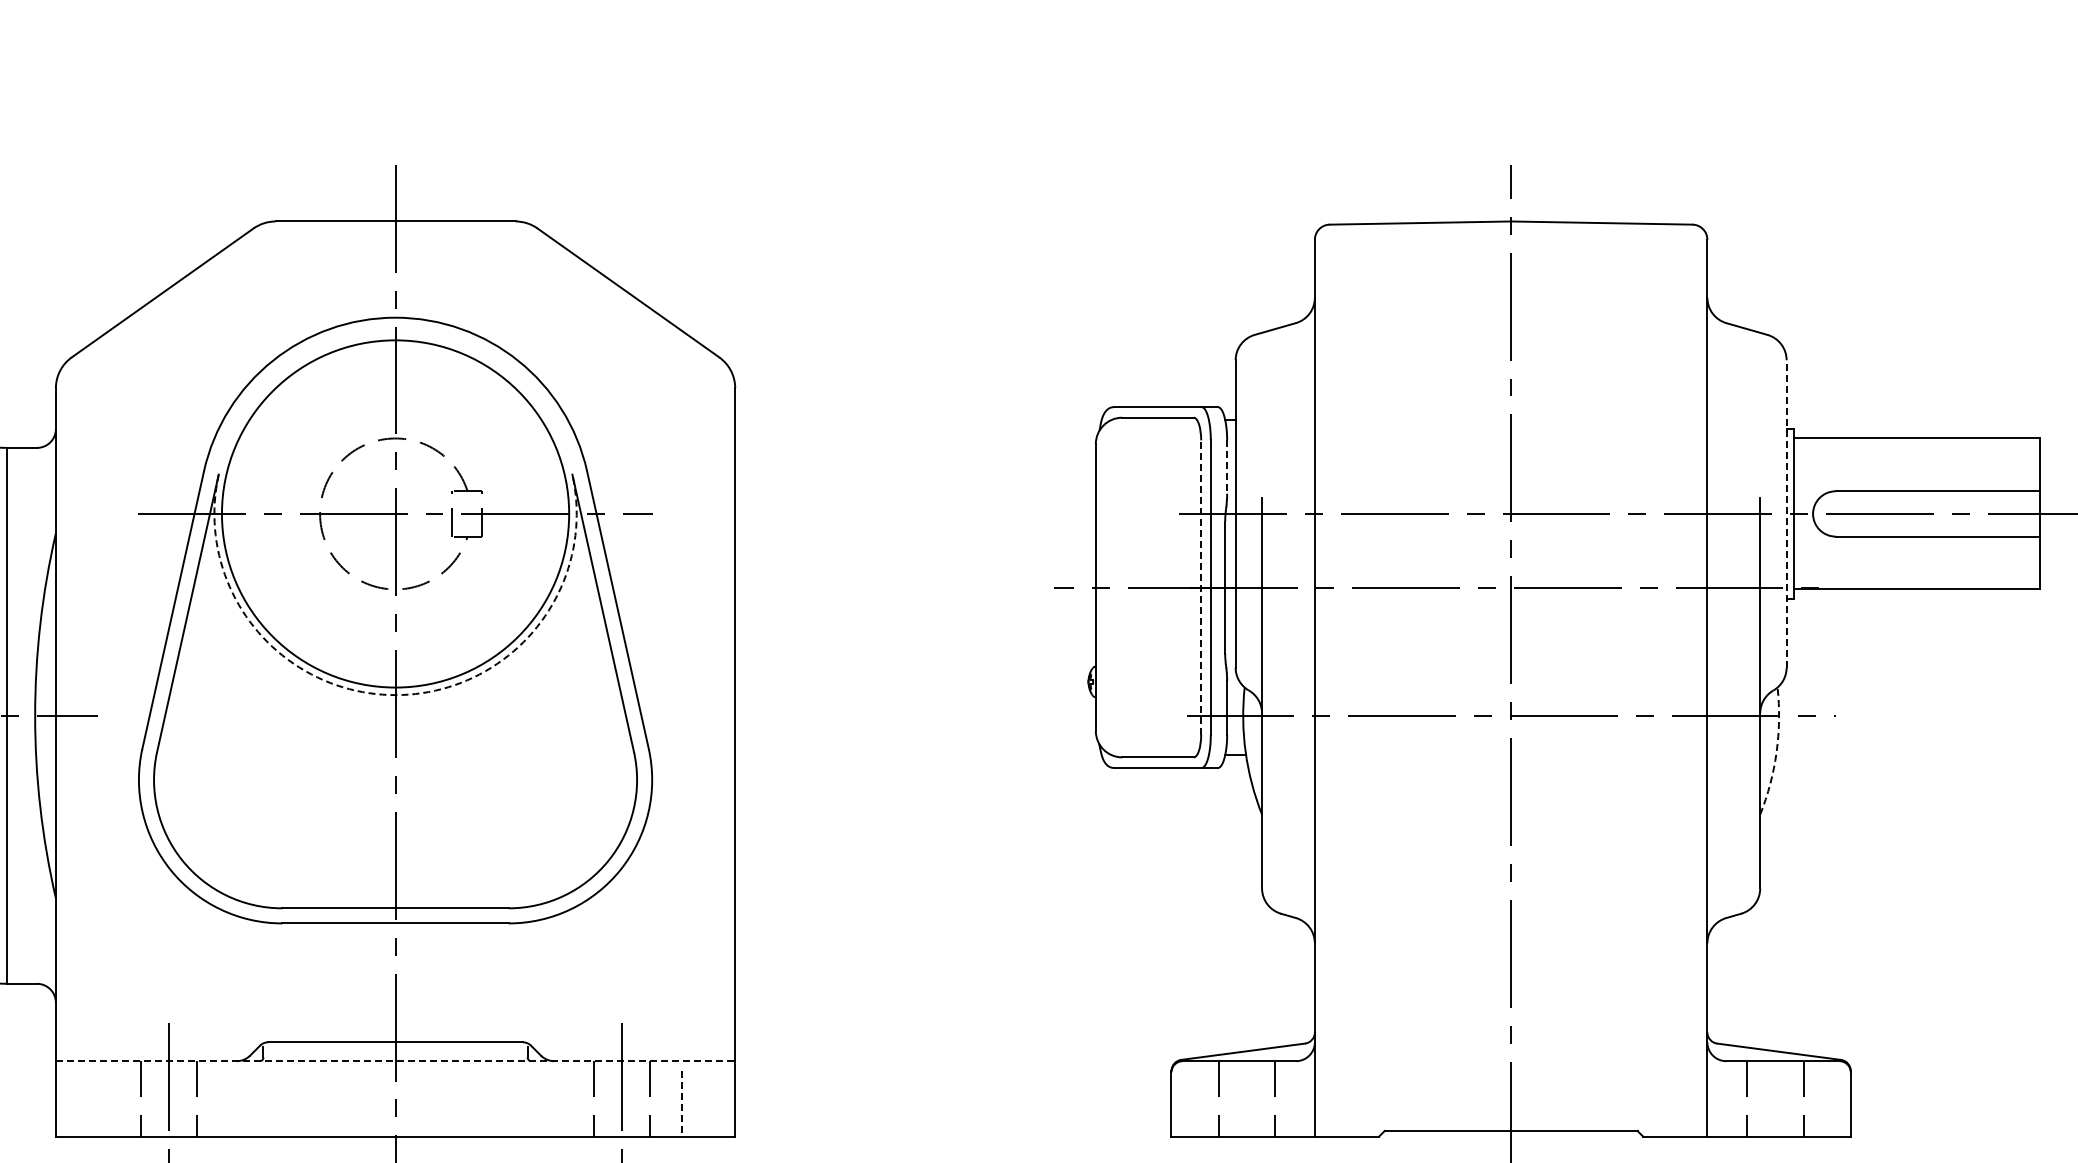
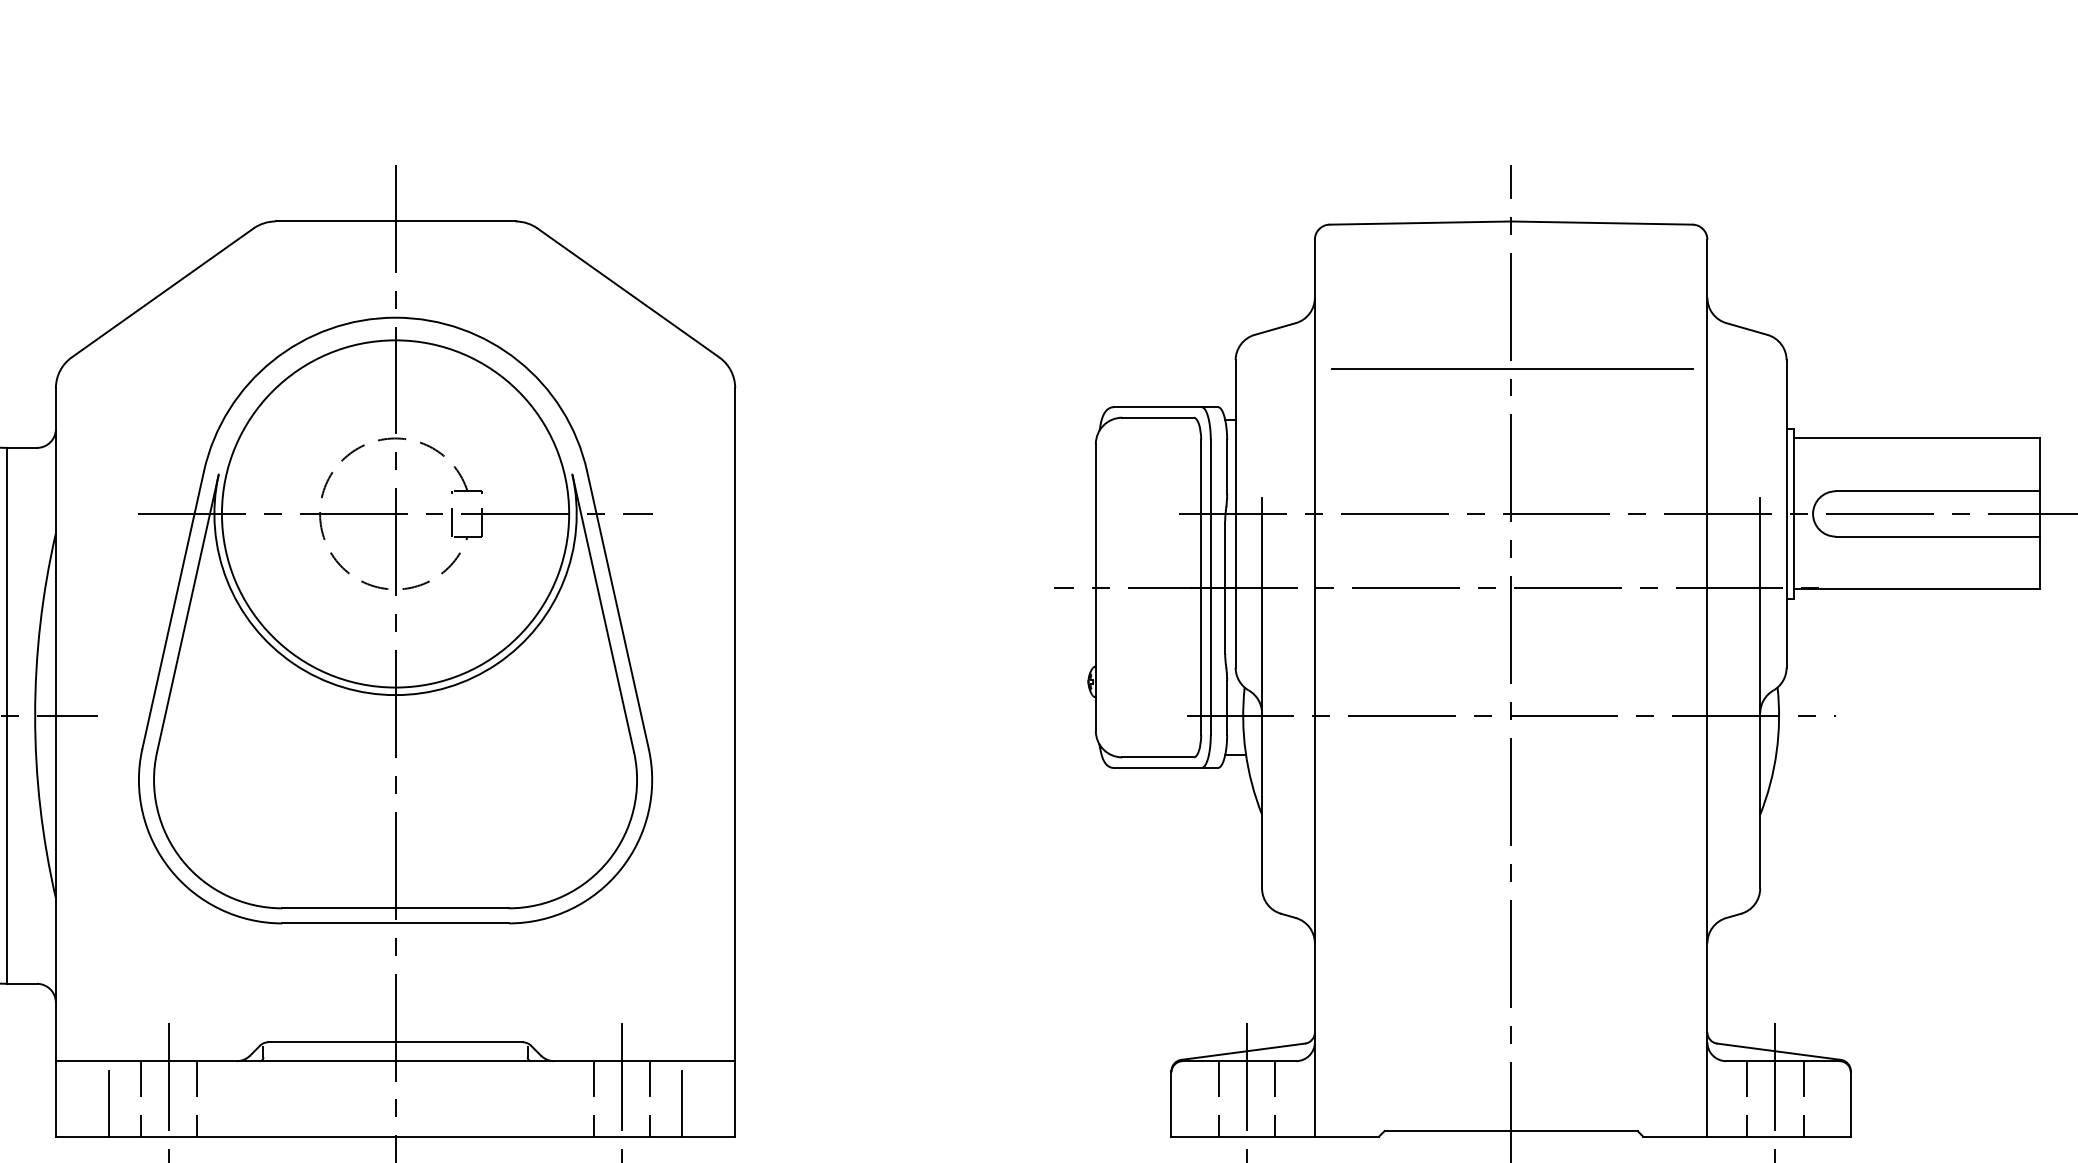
line: none -> present (1512, 368)
line: dashed -> solid (1227, 467)
line: dashed -> solid (1786, 513)
line: dashed -> solid (1201, 587)
arc: dashed -> solid (395, 695)
arc: dashed -> solid (1776, 752)
line: dashed -> solid (395, 1061)
line: none -> present (1246, 1091)
line: none -> present (1775, 1091)
line: none -> present (108, 1103)
line: dashed -> solid (682, 1104)
